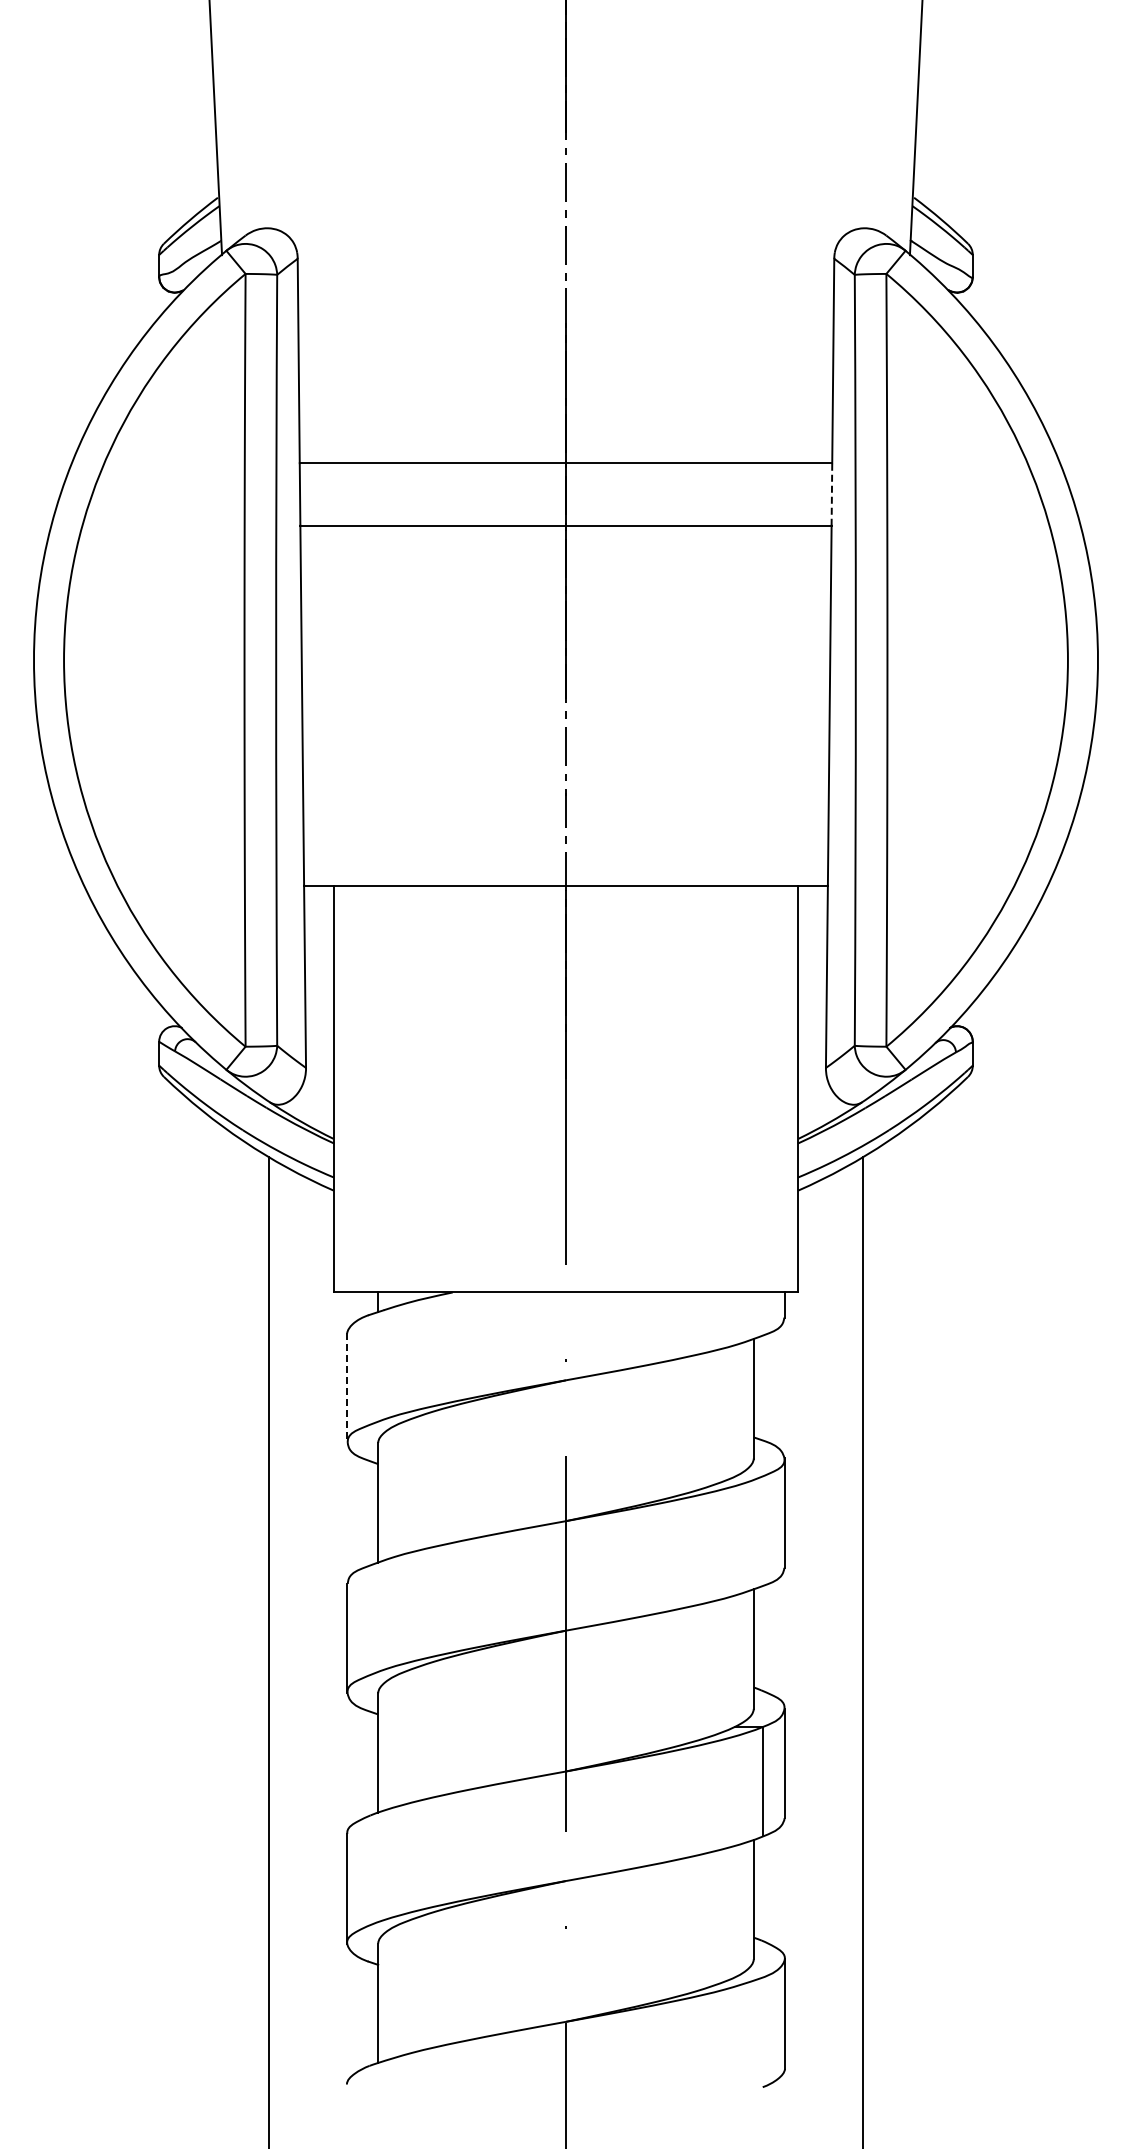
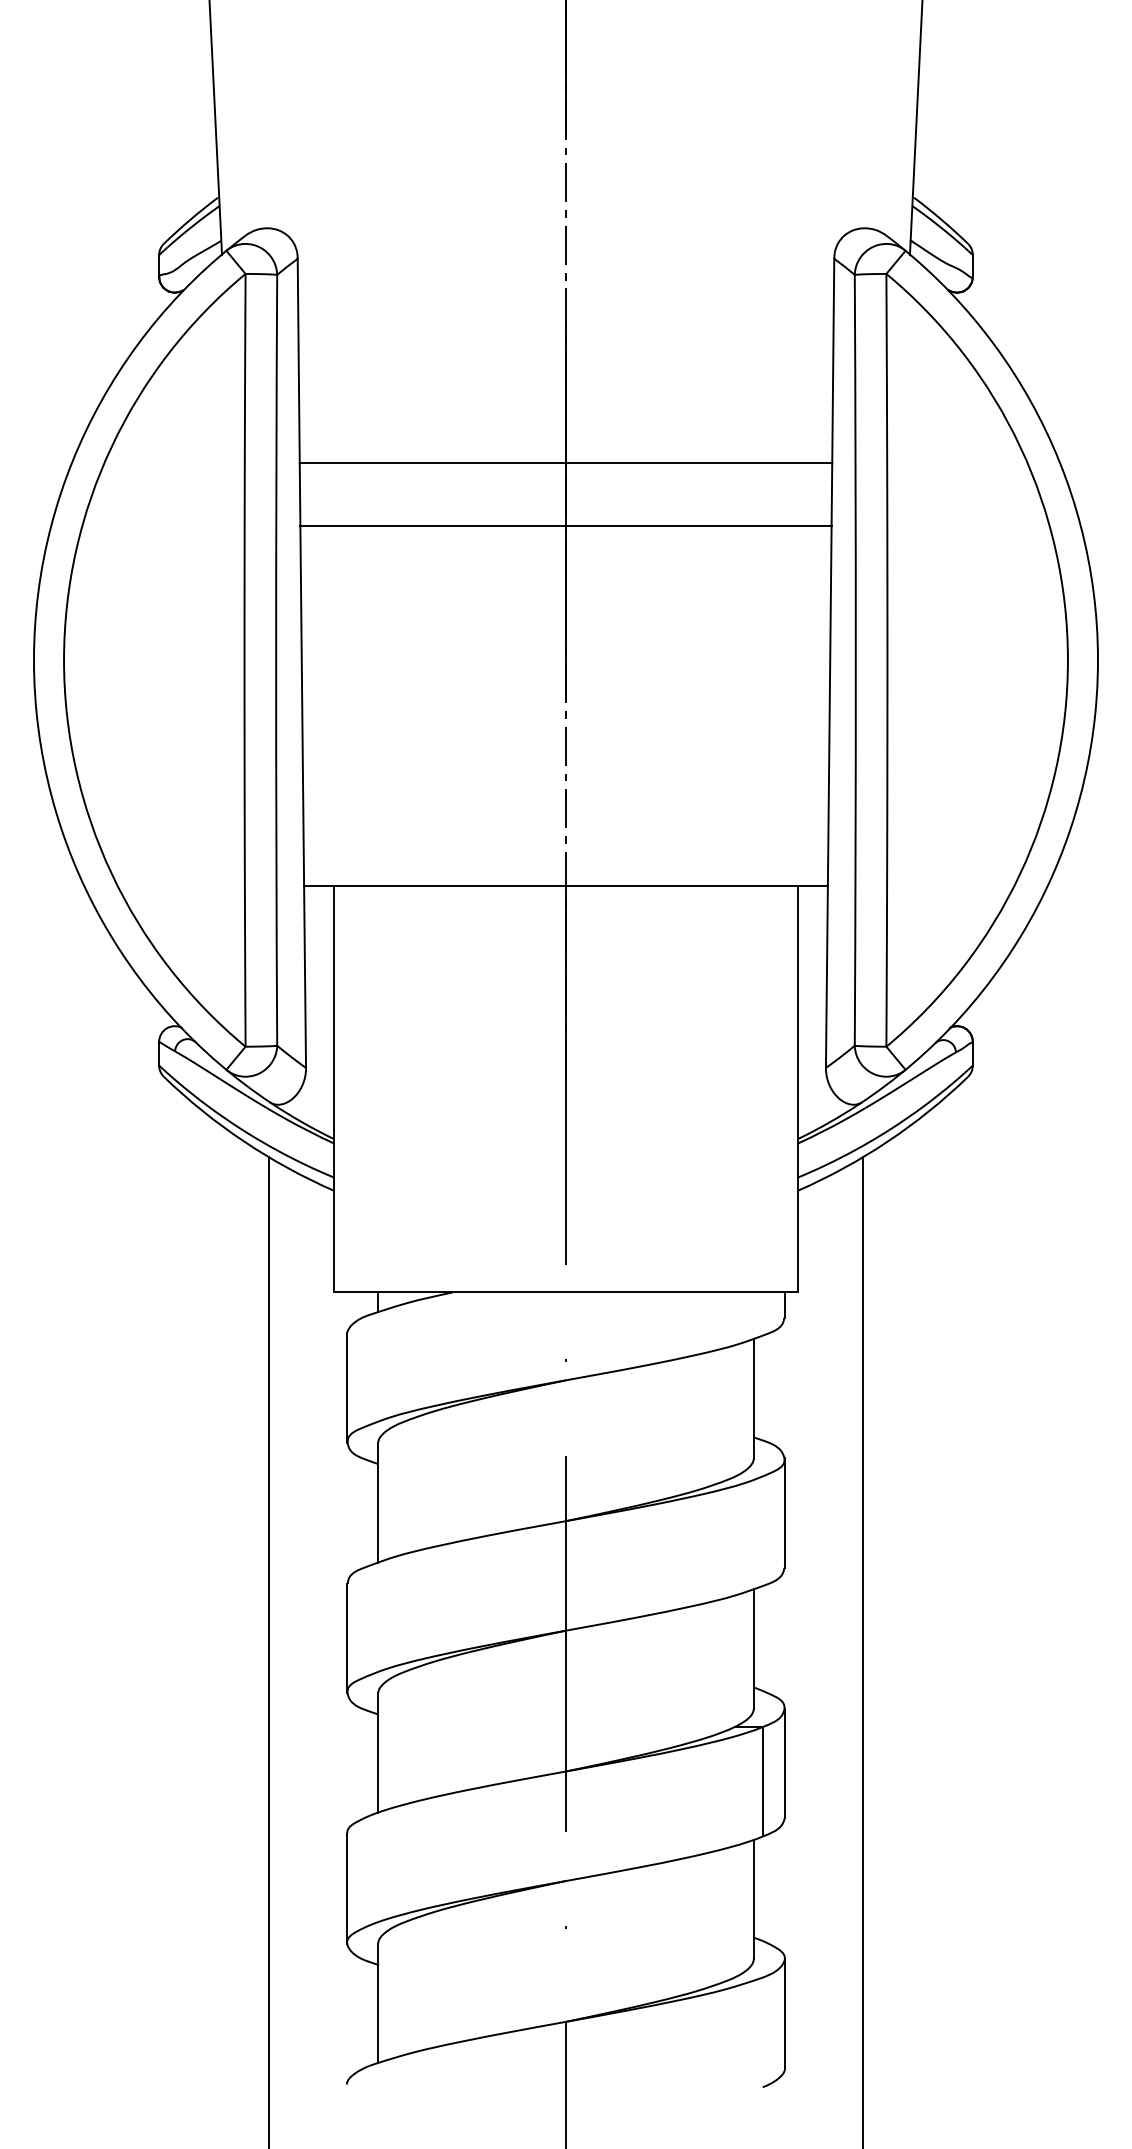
line: dashed -> solid (831, 493)
line: dashed -> solid (347, 1388)
